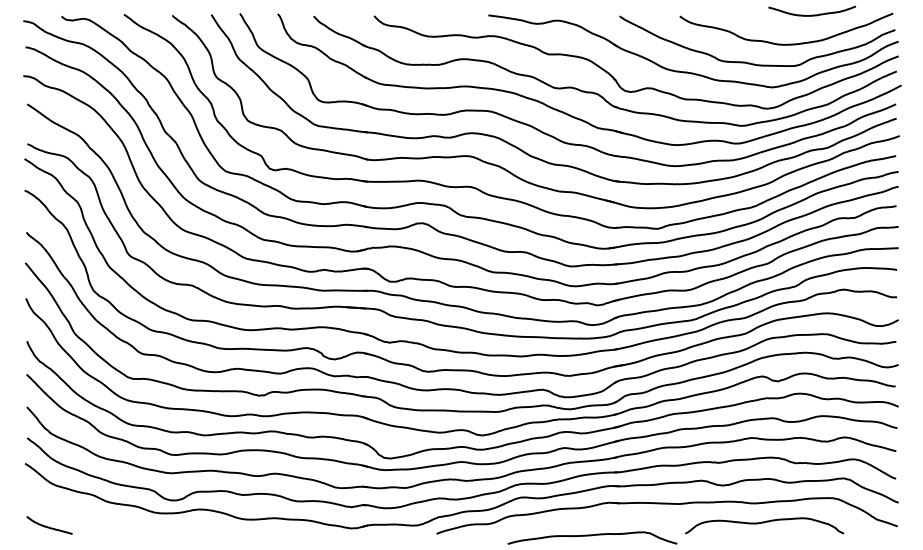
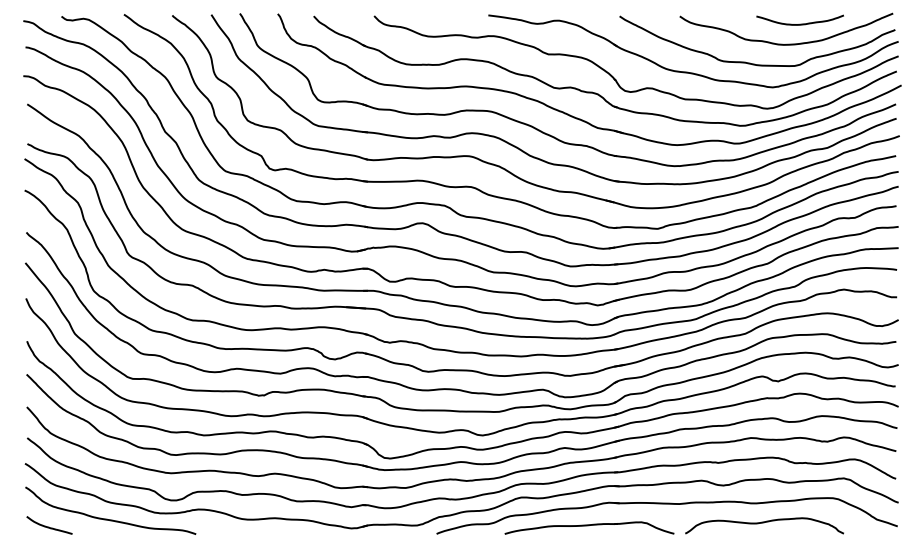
curve position: (811, 14) -> (799, 23) (799, 23)
curve: none -> present (107, 518)
part position: (592, 537) -> (589, 527) (589, 527)
